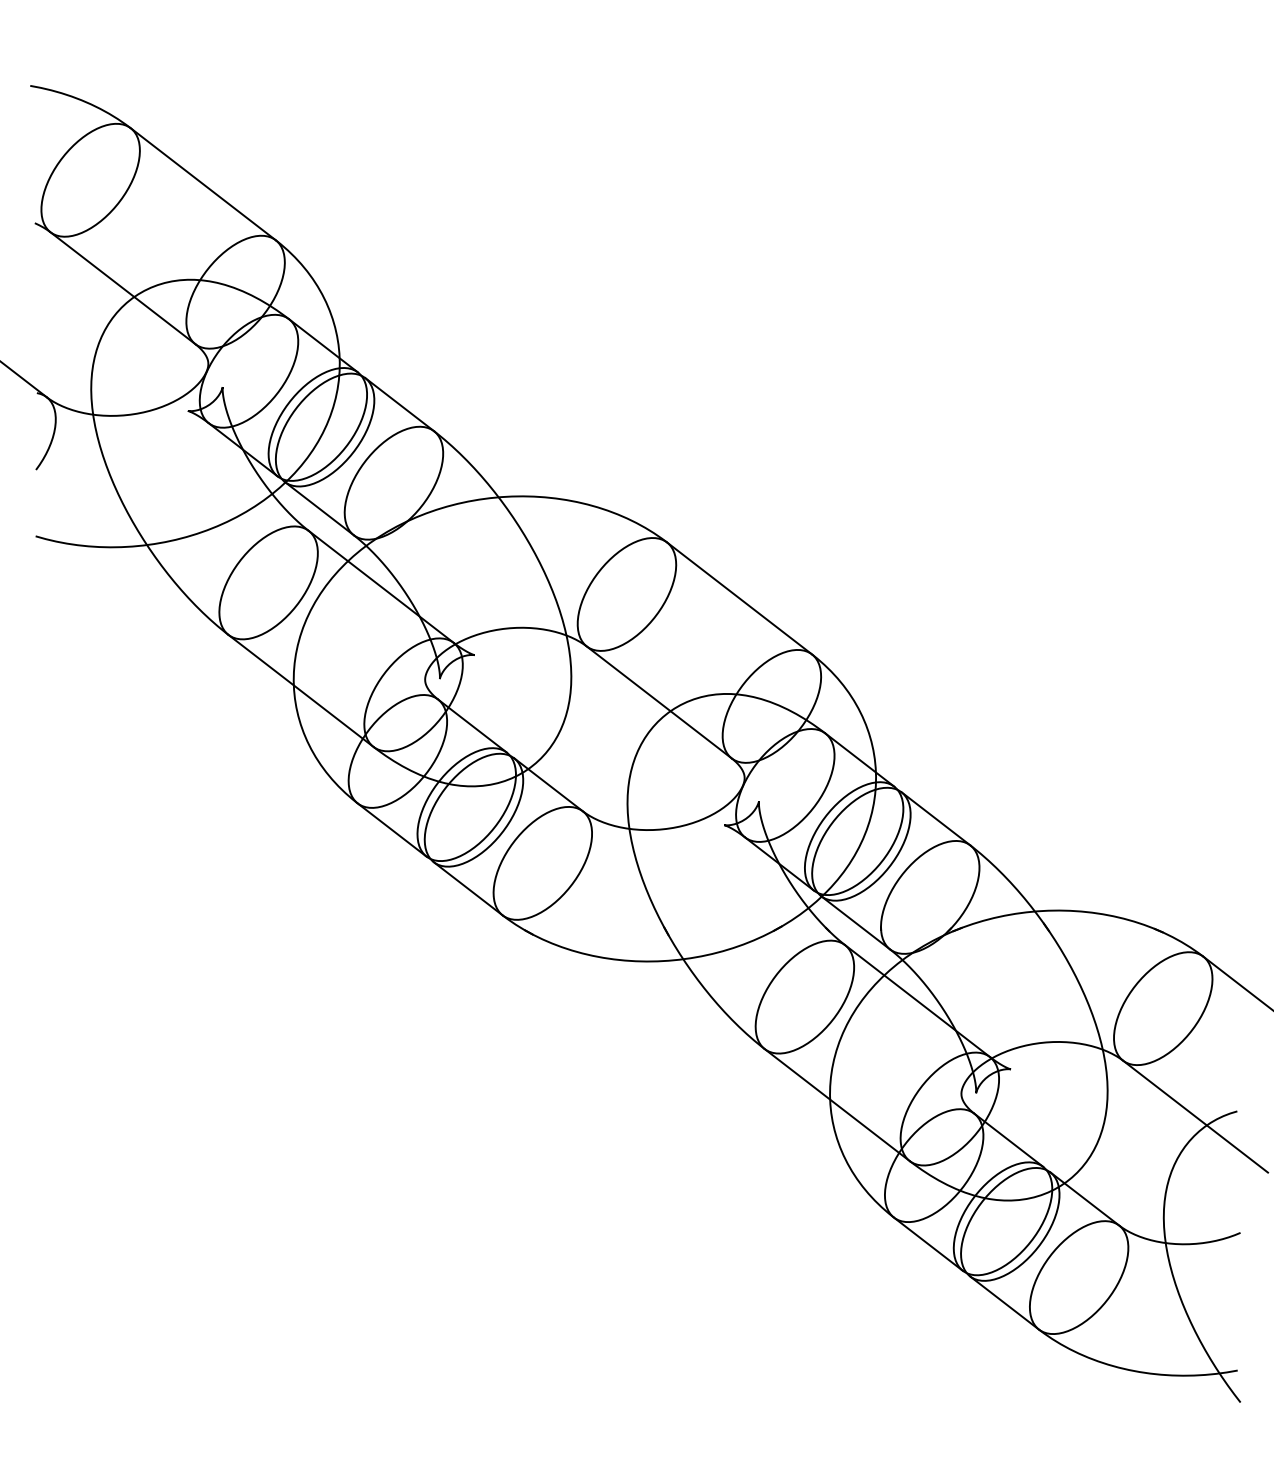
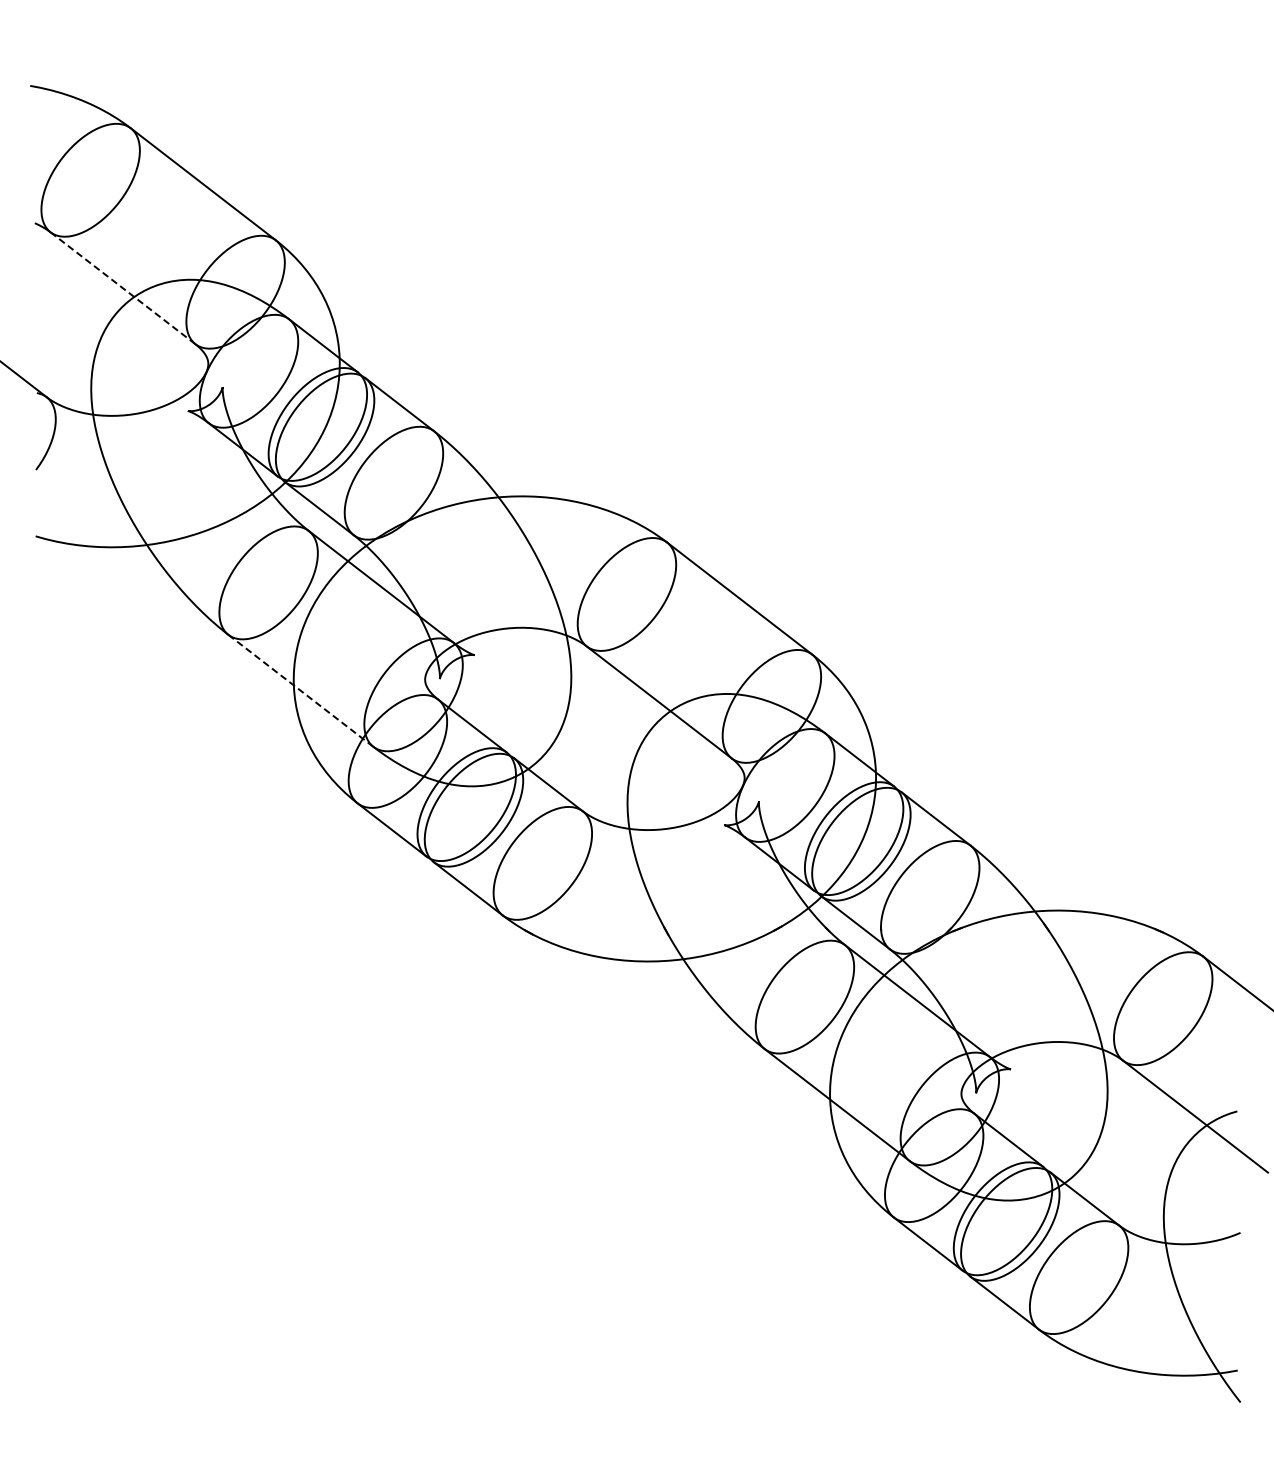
line: solid -> dashed (122, 288)
line: solid -> dashed (300, 690)
